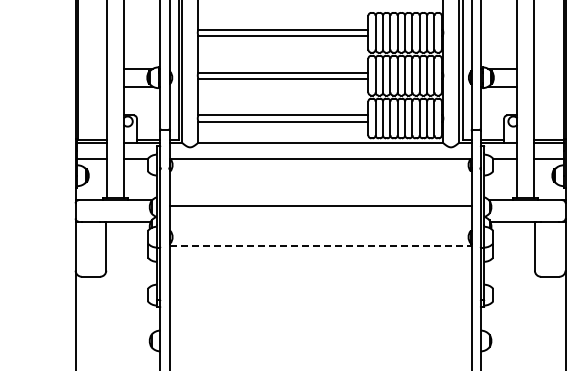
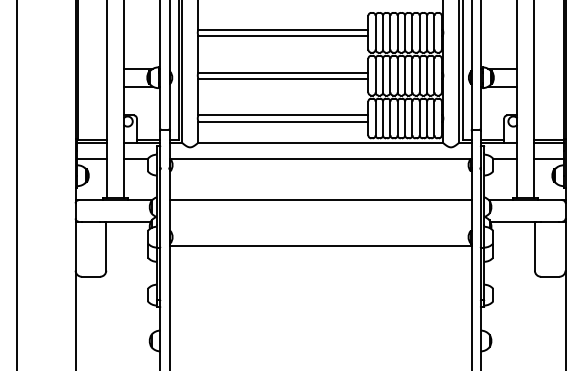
line: none -> present (17, 184)
line position: (320, 206) -> (320, 200) (320, 200)
line: dashed -> solid (320, 245)
